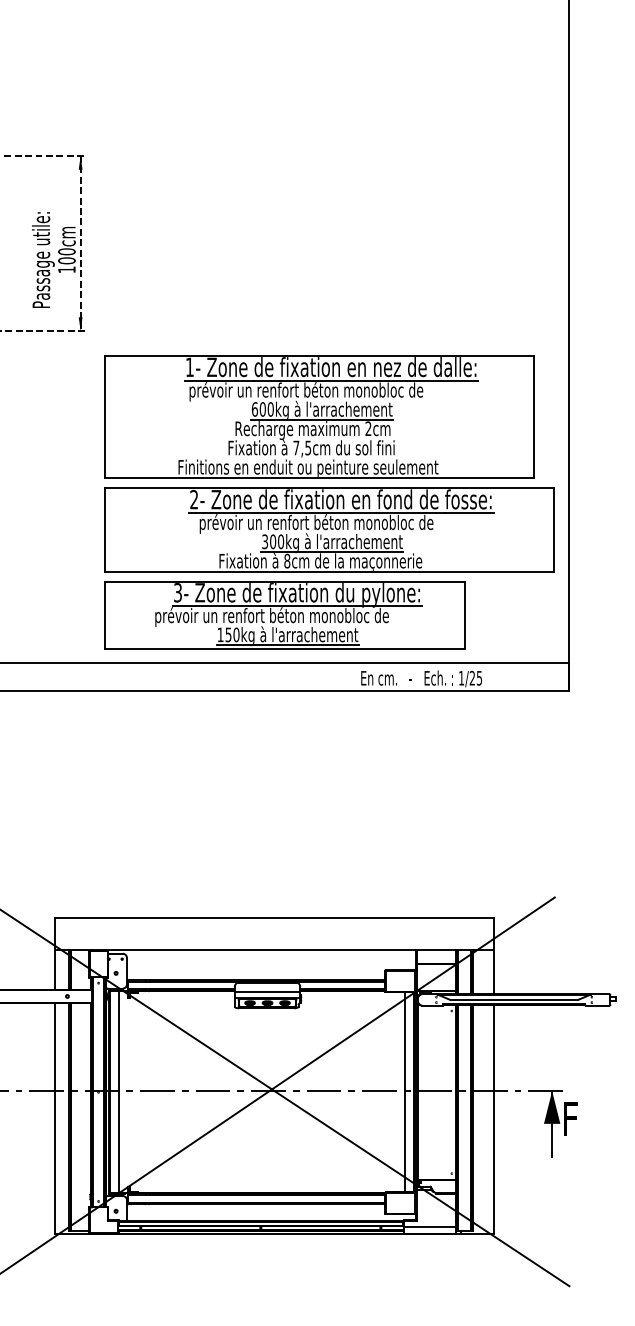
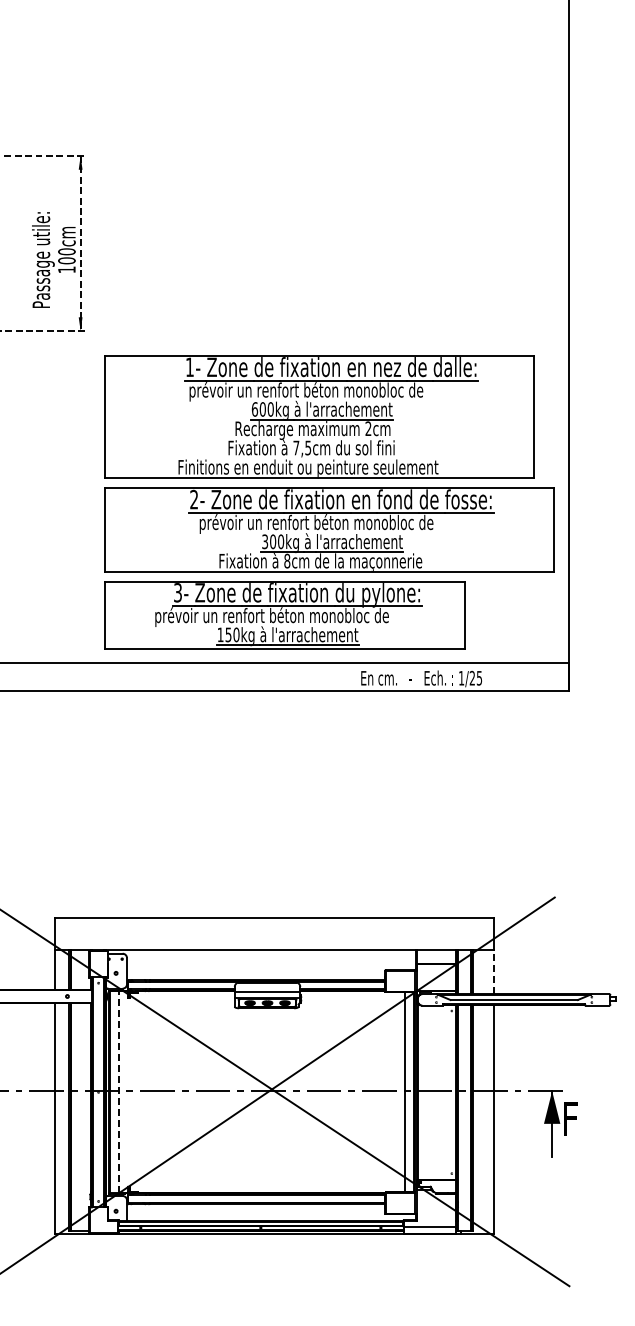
line: solid -> dashed (493, 972)
line: solid -> dashed (119, 1092)
